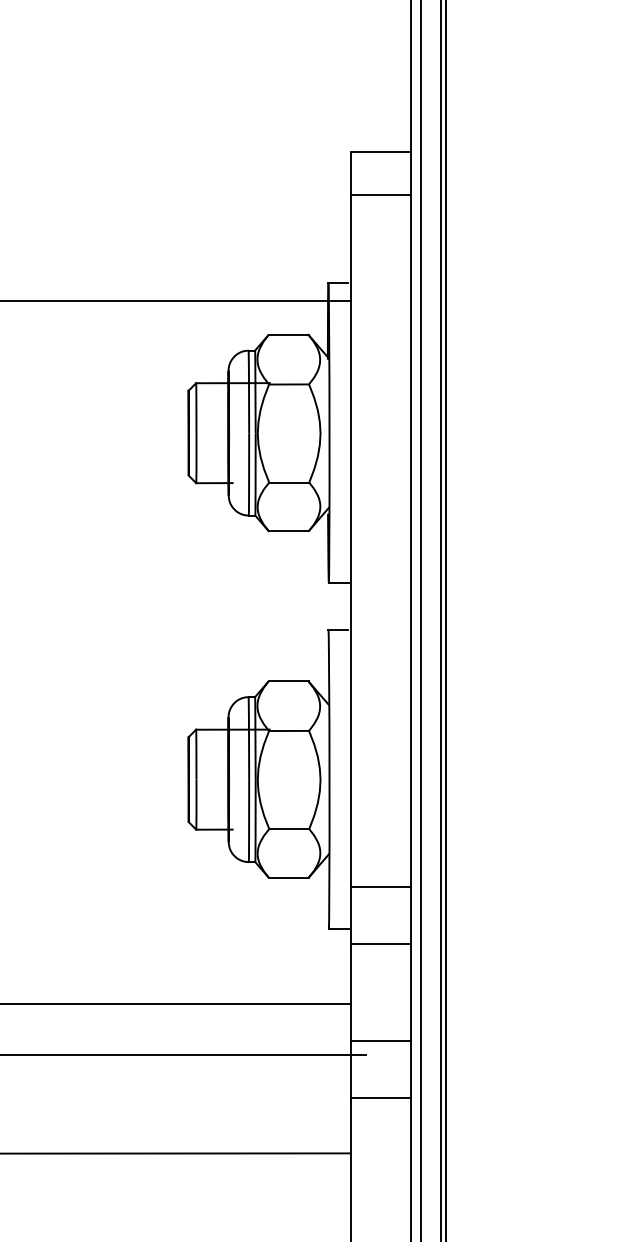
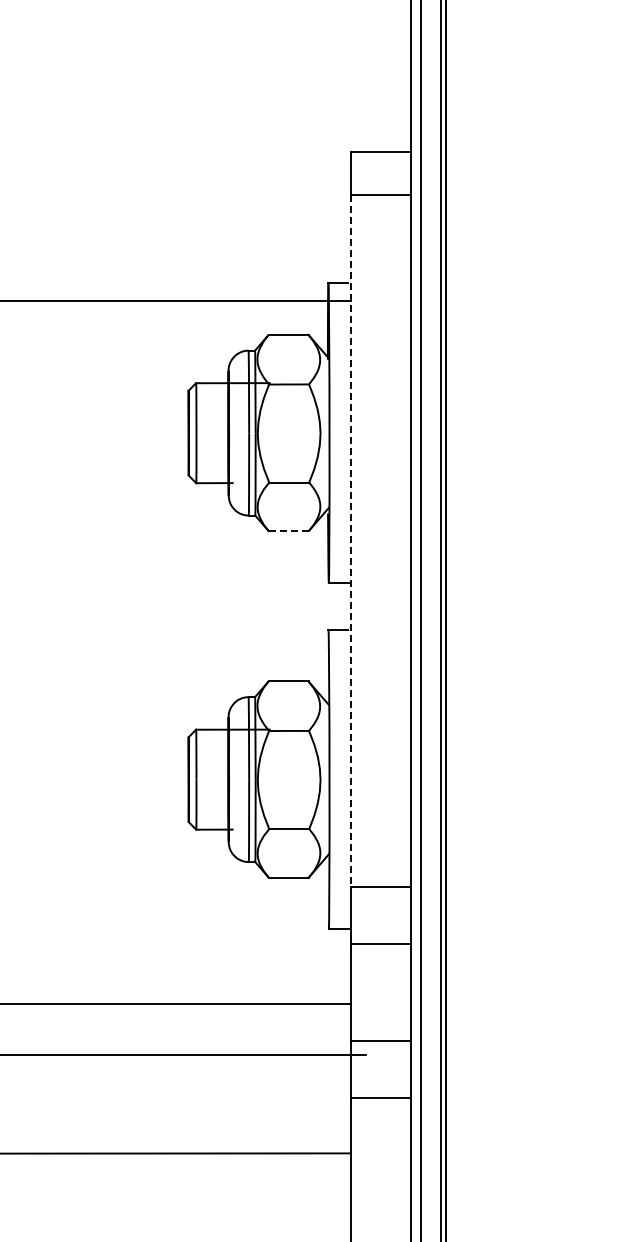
line: solid -> dashed (288, 531)
line: solid -> dashed (350, 541)
